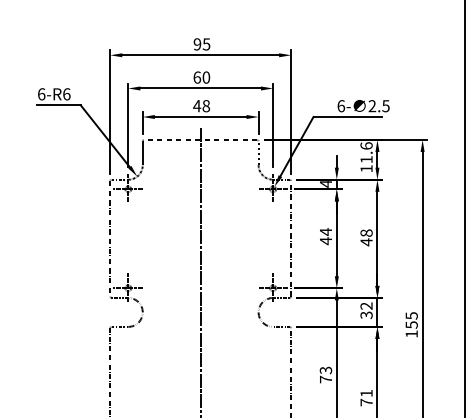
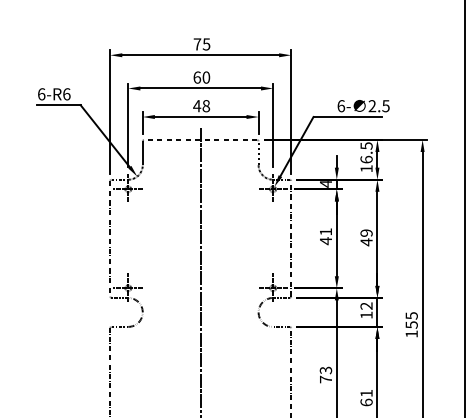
text: 95 -> 75 (197, 44)
text: 11.6 -> 16.5 (366, 152)
text: 44 -> 41 (325, 232)
text: 48 -> 49 (366, 232)
text: 32 -> 12 (366, 315)
text: 71 -> 61 (366, 402)
